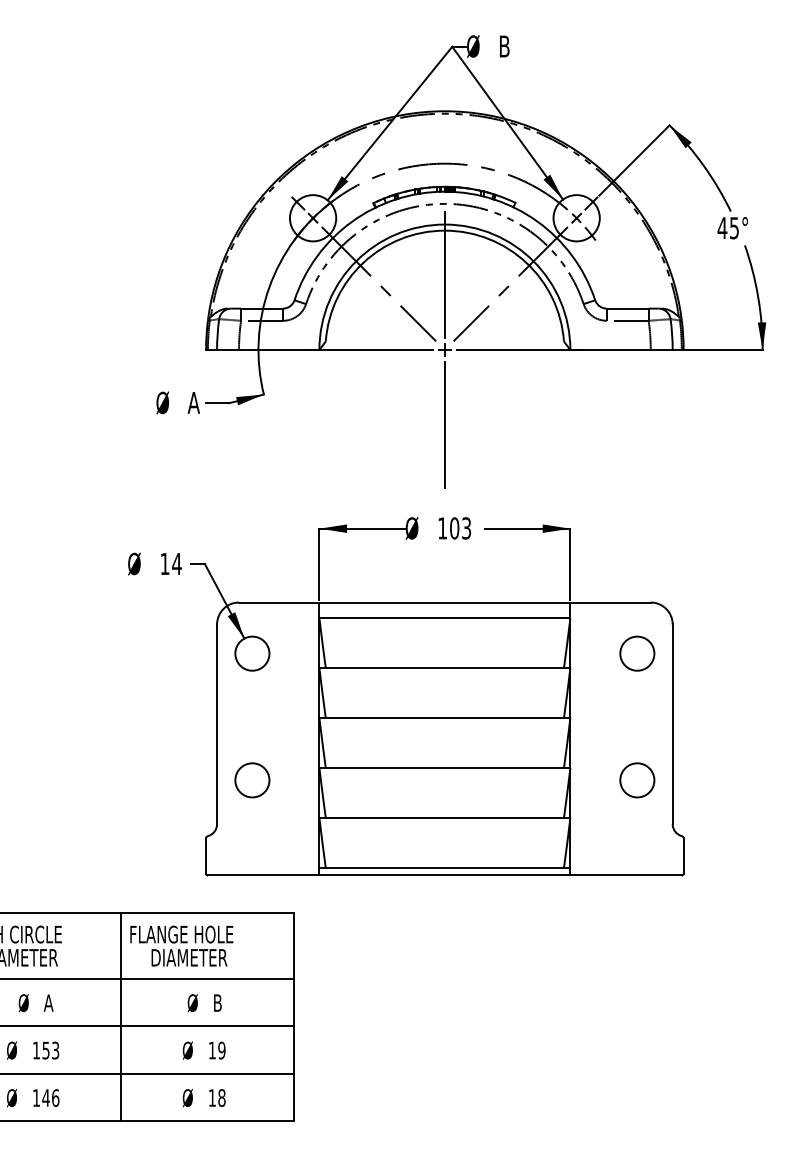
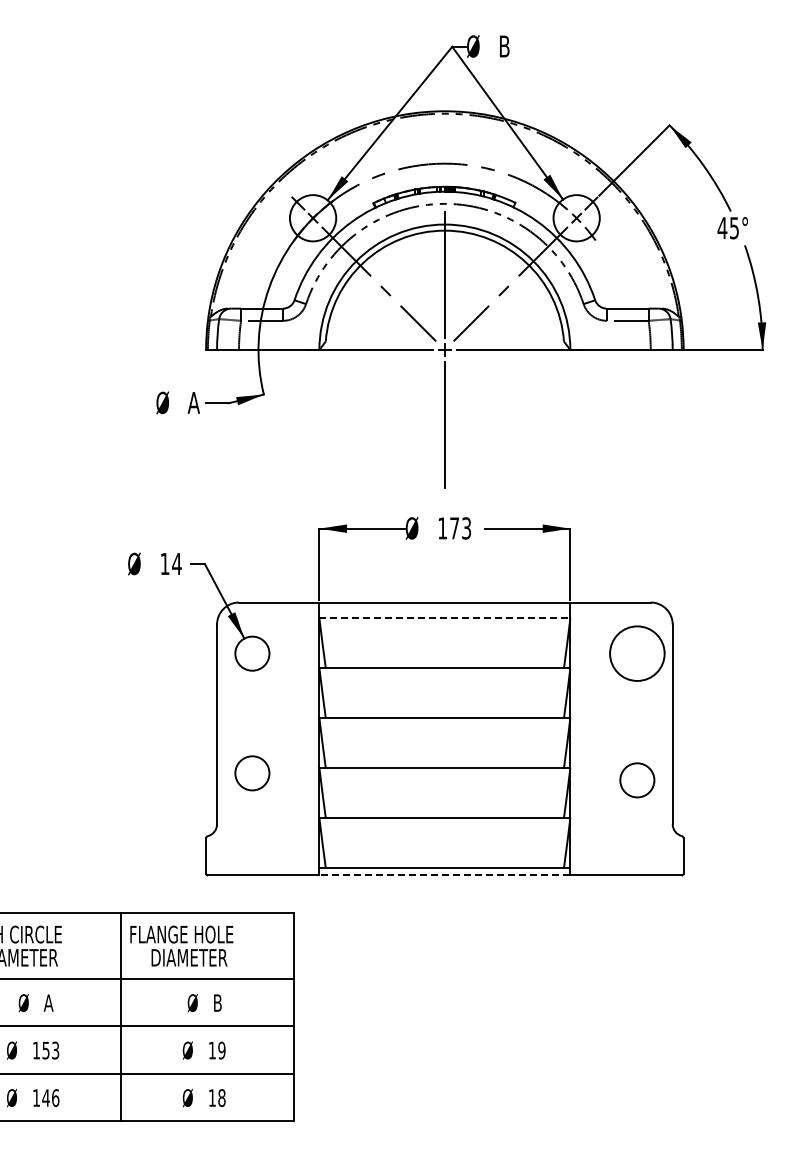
text: 103 -> 173 (454, 528)
line: solid -> dashed (445, 618)
circle diameter: 34 px -> 55 px (637, 653)
circle position: (252, 780) -> (252, 773) (252, 773)
line: solid -> dashed (444, 875)
